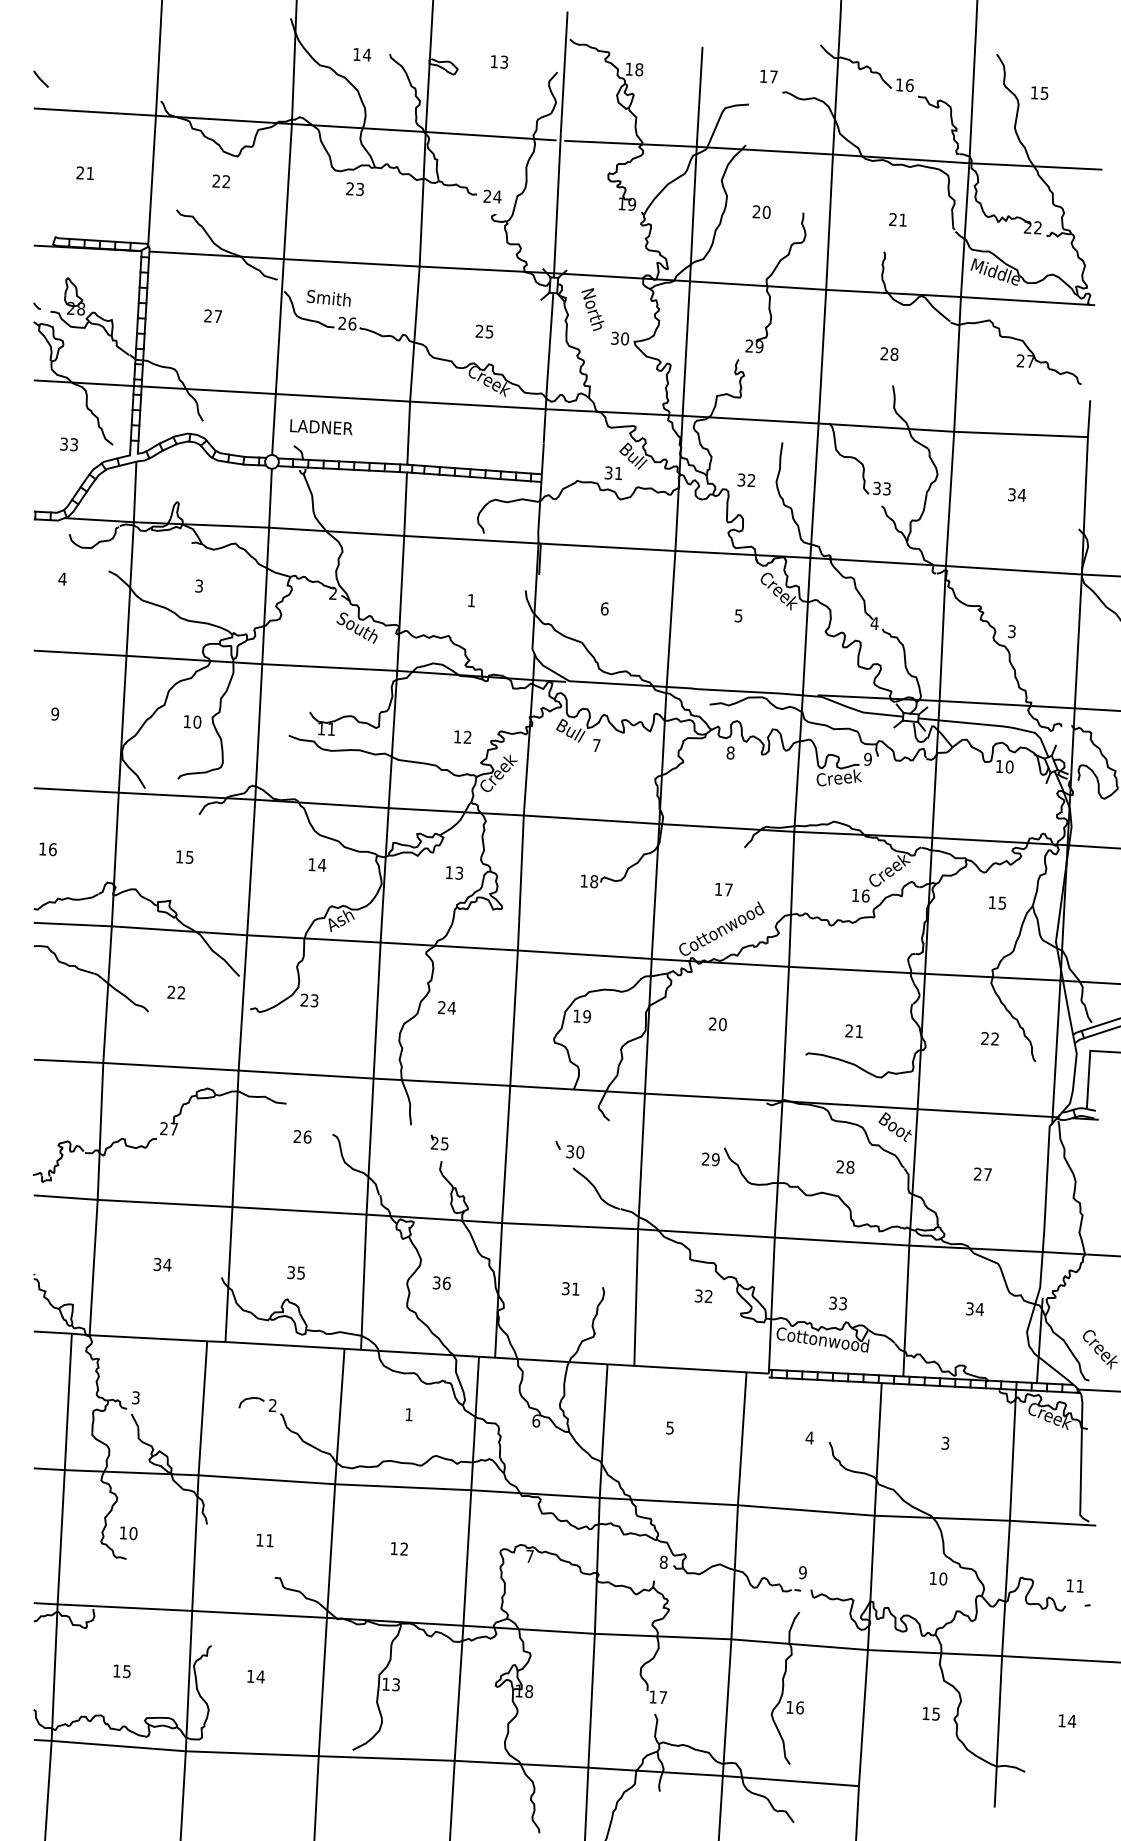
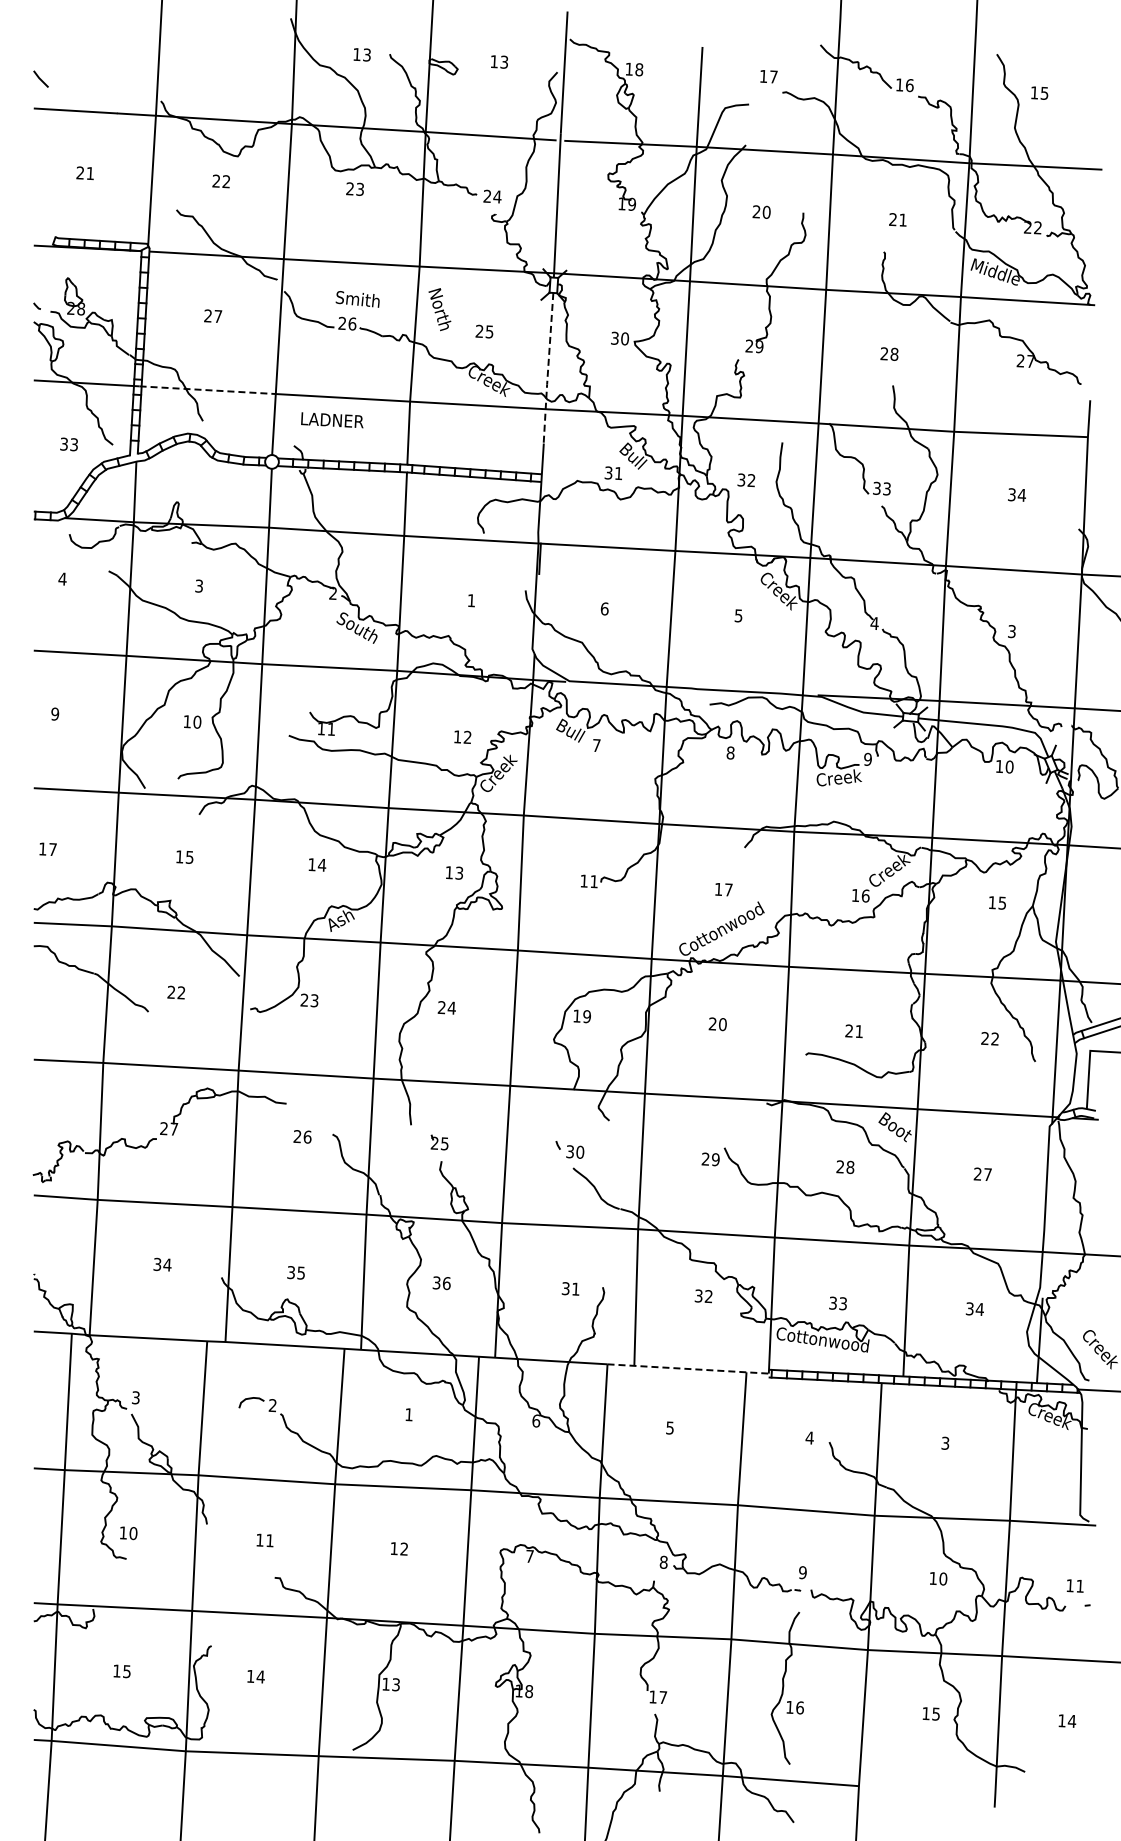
text: 14 -> 13 (366, 54)
text position: (328, 298) -> (357, 299) (357, 299)
text position: (592, 309) -> (439, 309) (439, 309)
line: solid -> dashed (548, 368)
line: solid -> dashed (208, 390)
text position: (321, 427) -> (332, 420) (332, 420)
text: 16 -> 17 (52, 849)
text: 18 -> 11 (594, 881)
line: solid -> dashed (688, 1368)
